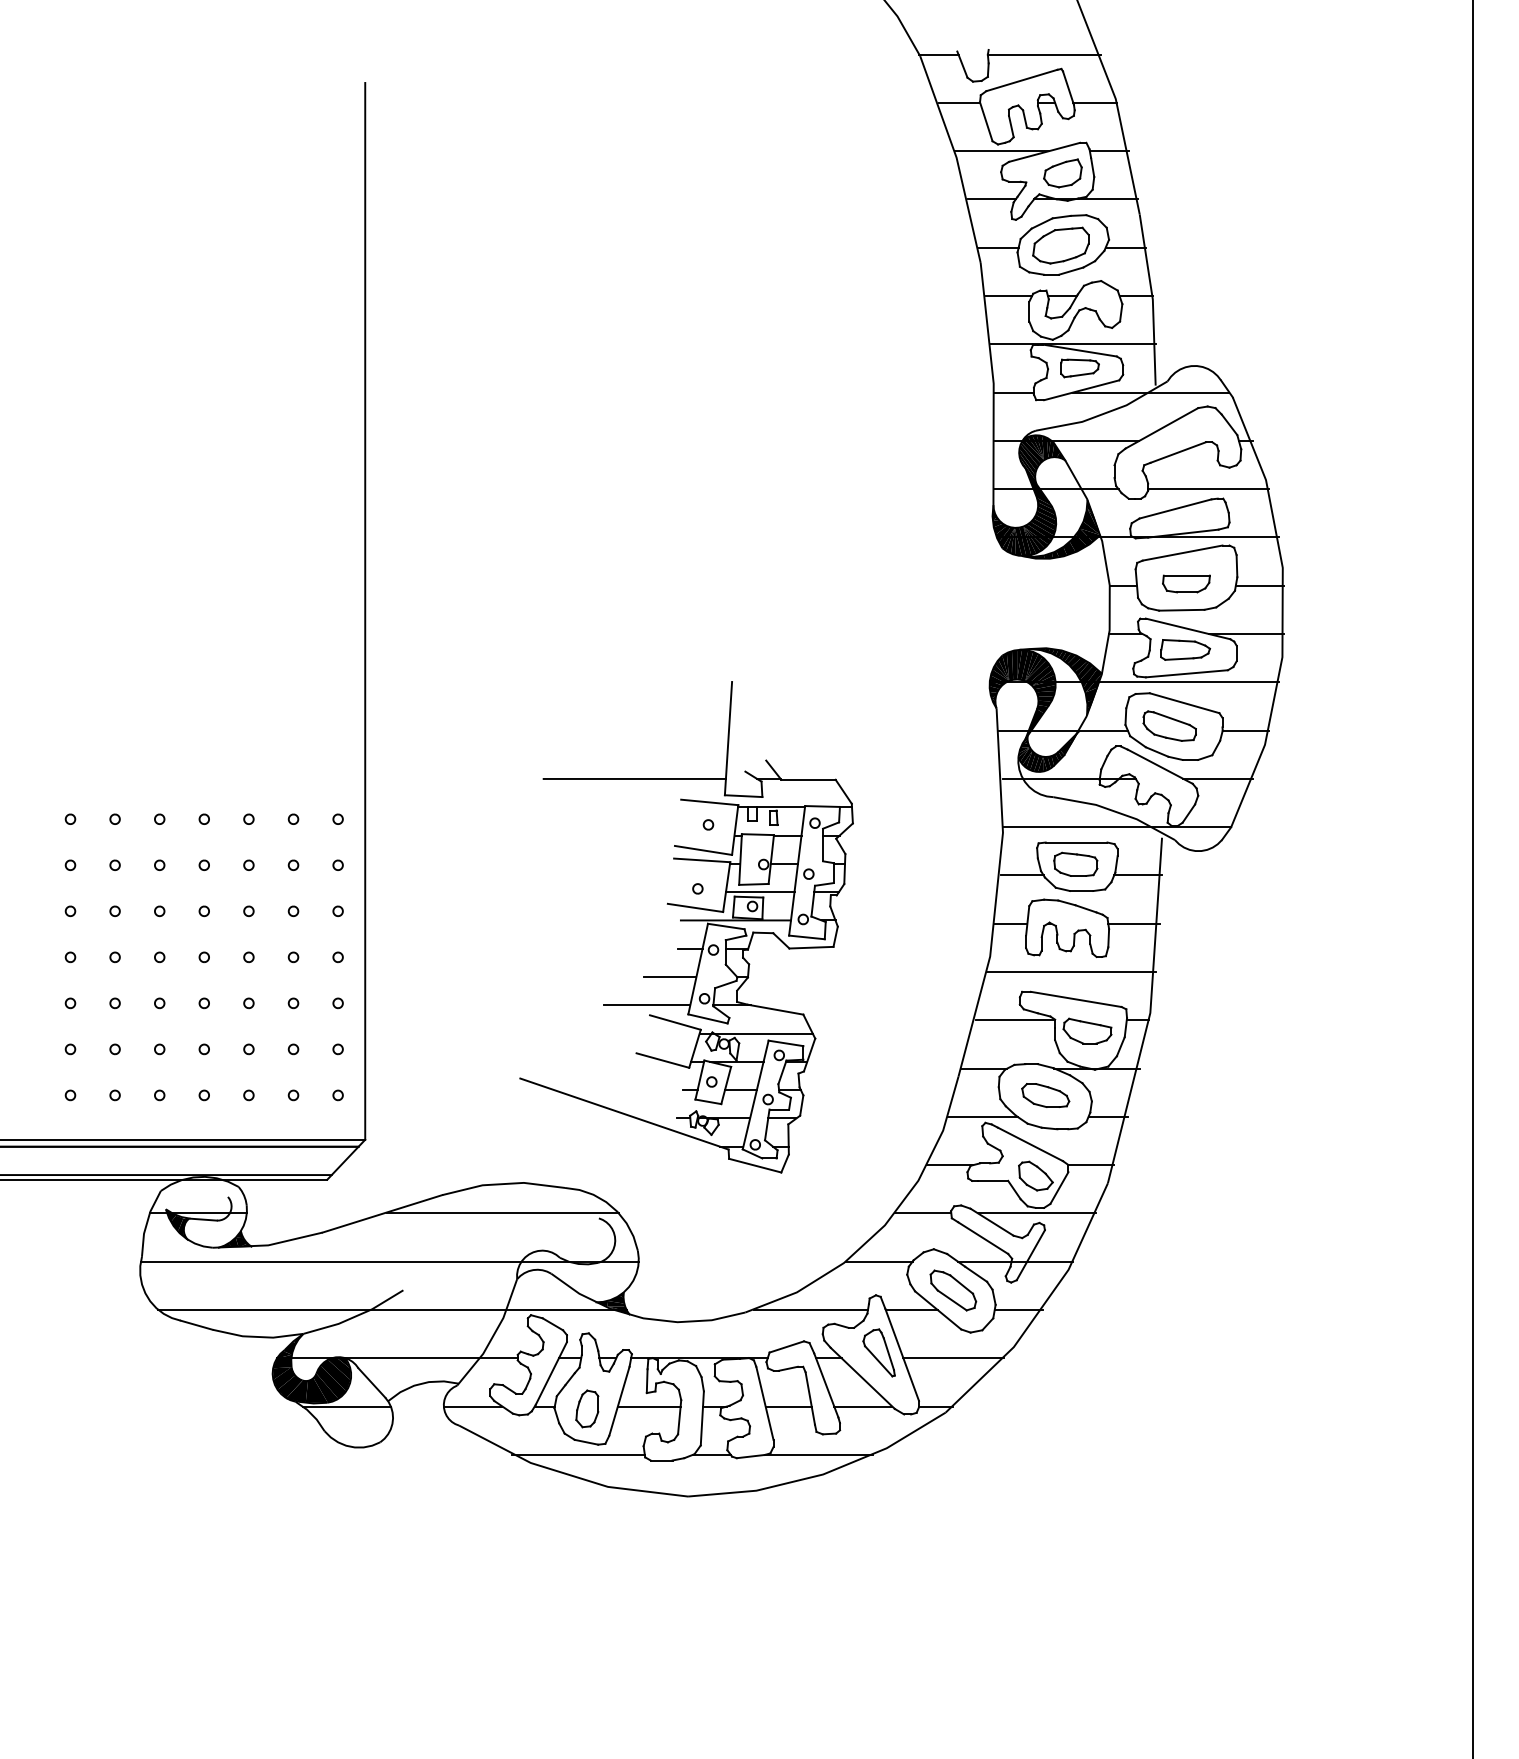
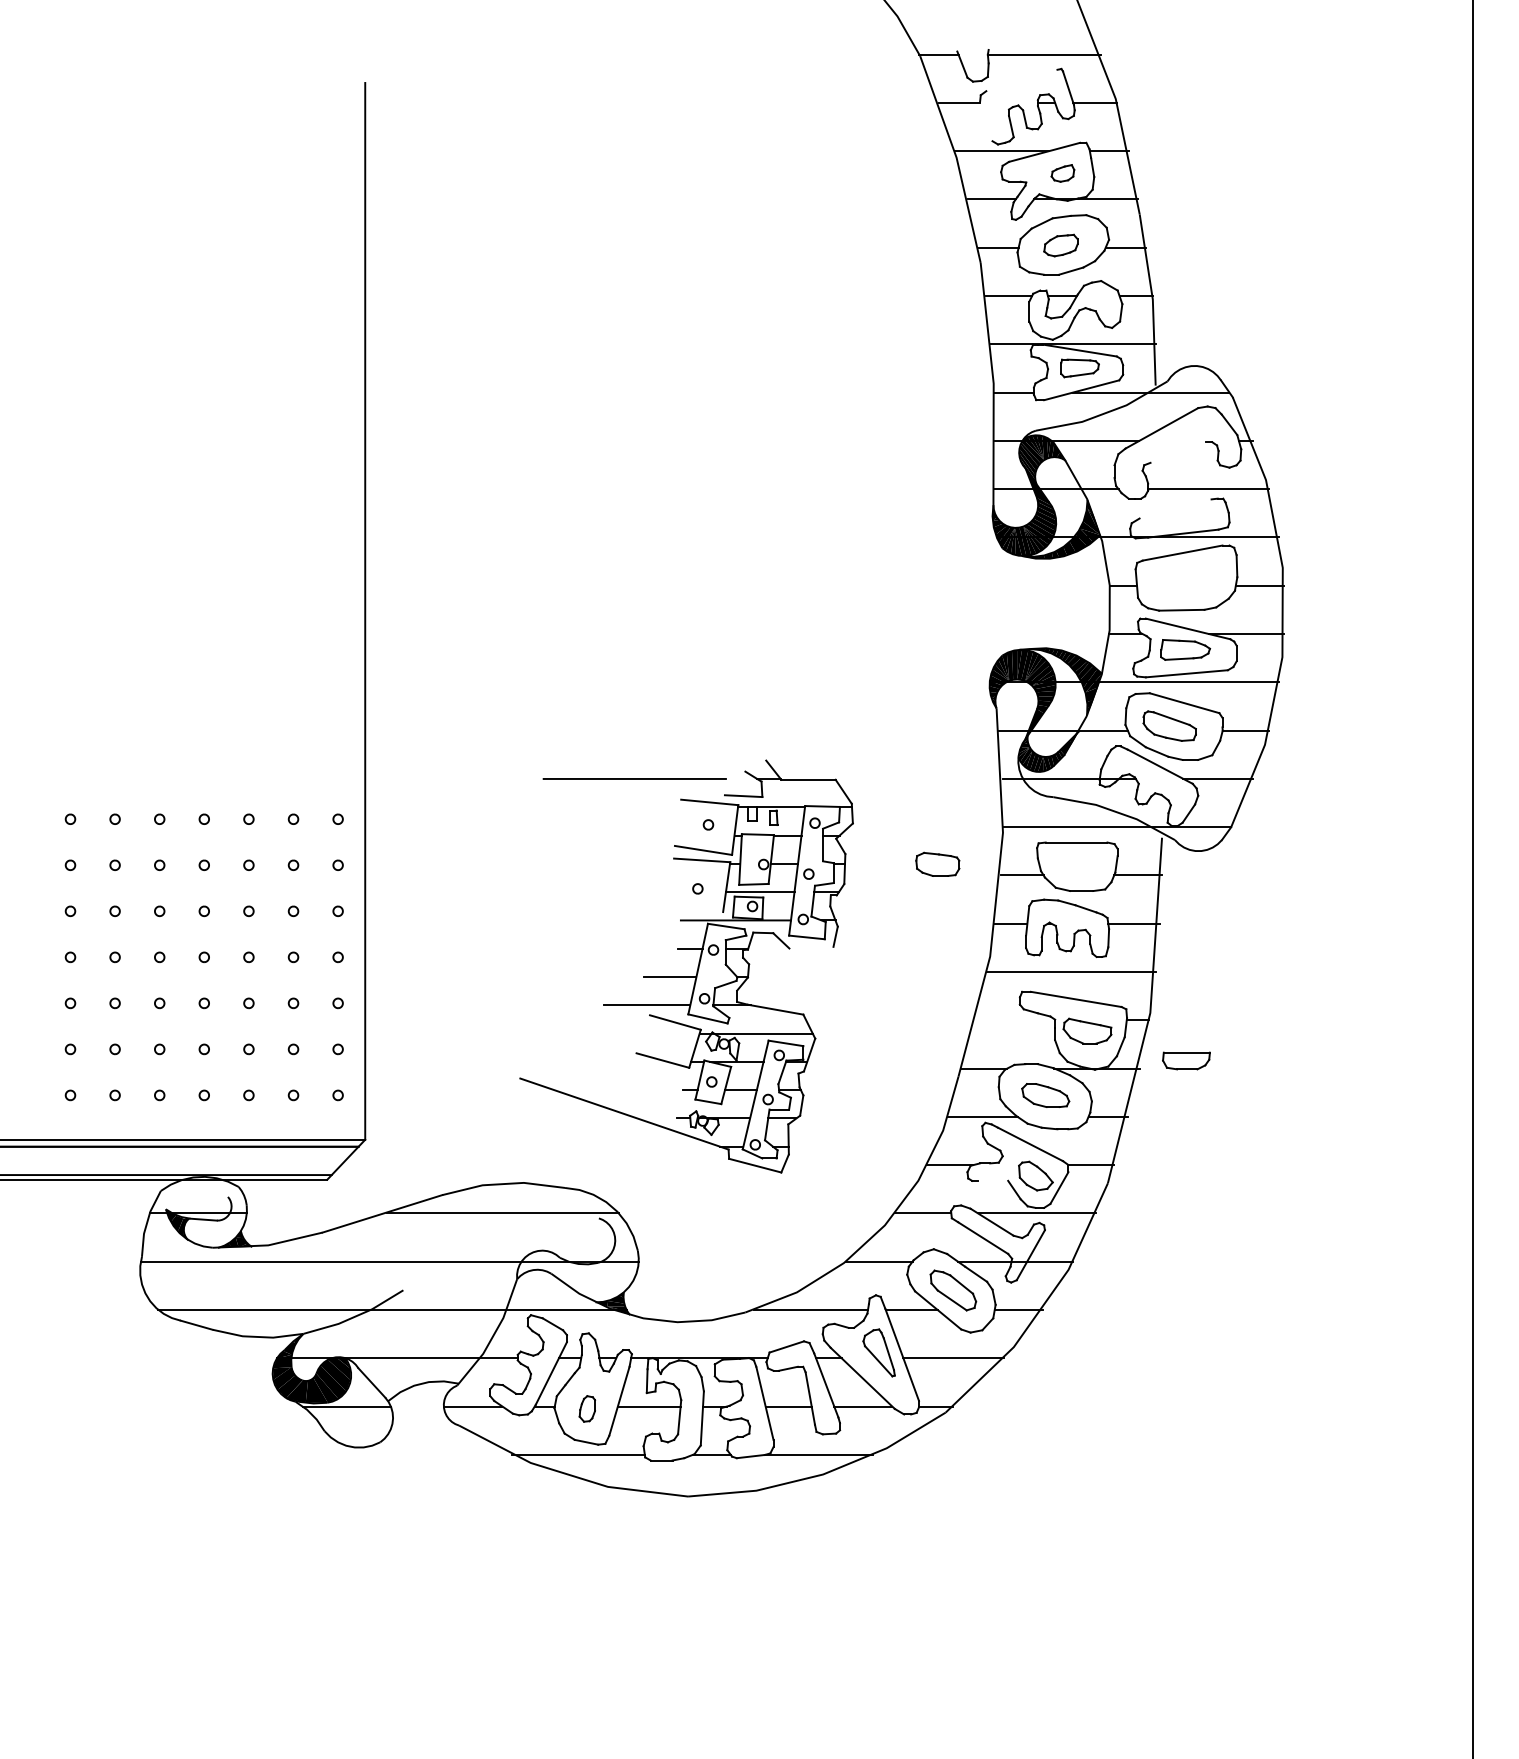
line: present -> none (1021, 80)
line: present -> none (986, 121)
part size: 40x31 px -> 26x19 px (1062, 173)
part size: 58x39 px -> 36x25 px (1060, 245)
line: present -> none (1178, 452)
line: present -> none (1175, 508)
part position: (1186, 583) -> (1186, 1060) (1186, 1060)
line: present -> none (728, 738)
part position: (1075, 863) -> (937, 863) (937, 863)
line: present -> none (695, 907)
line: present -> none (811, 947)
line: present -> none (1015, 1020)
line: present -> none (993, 1180)
part size: 25x40 px -> 19x28 px (587, 1408)
